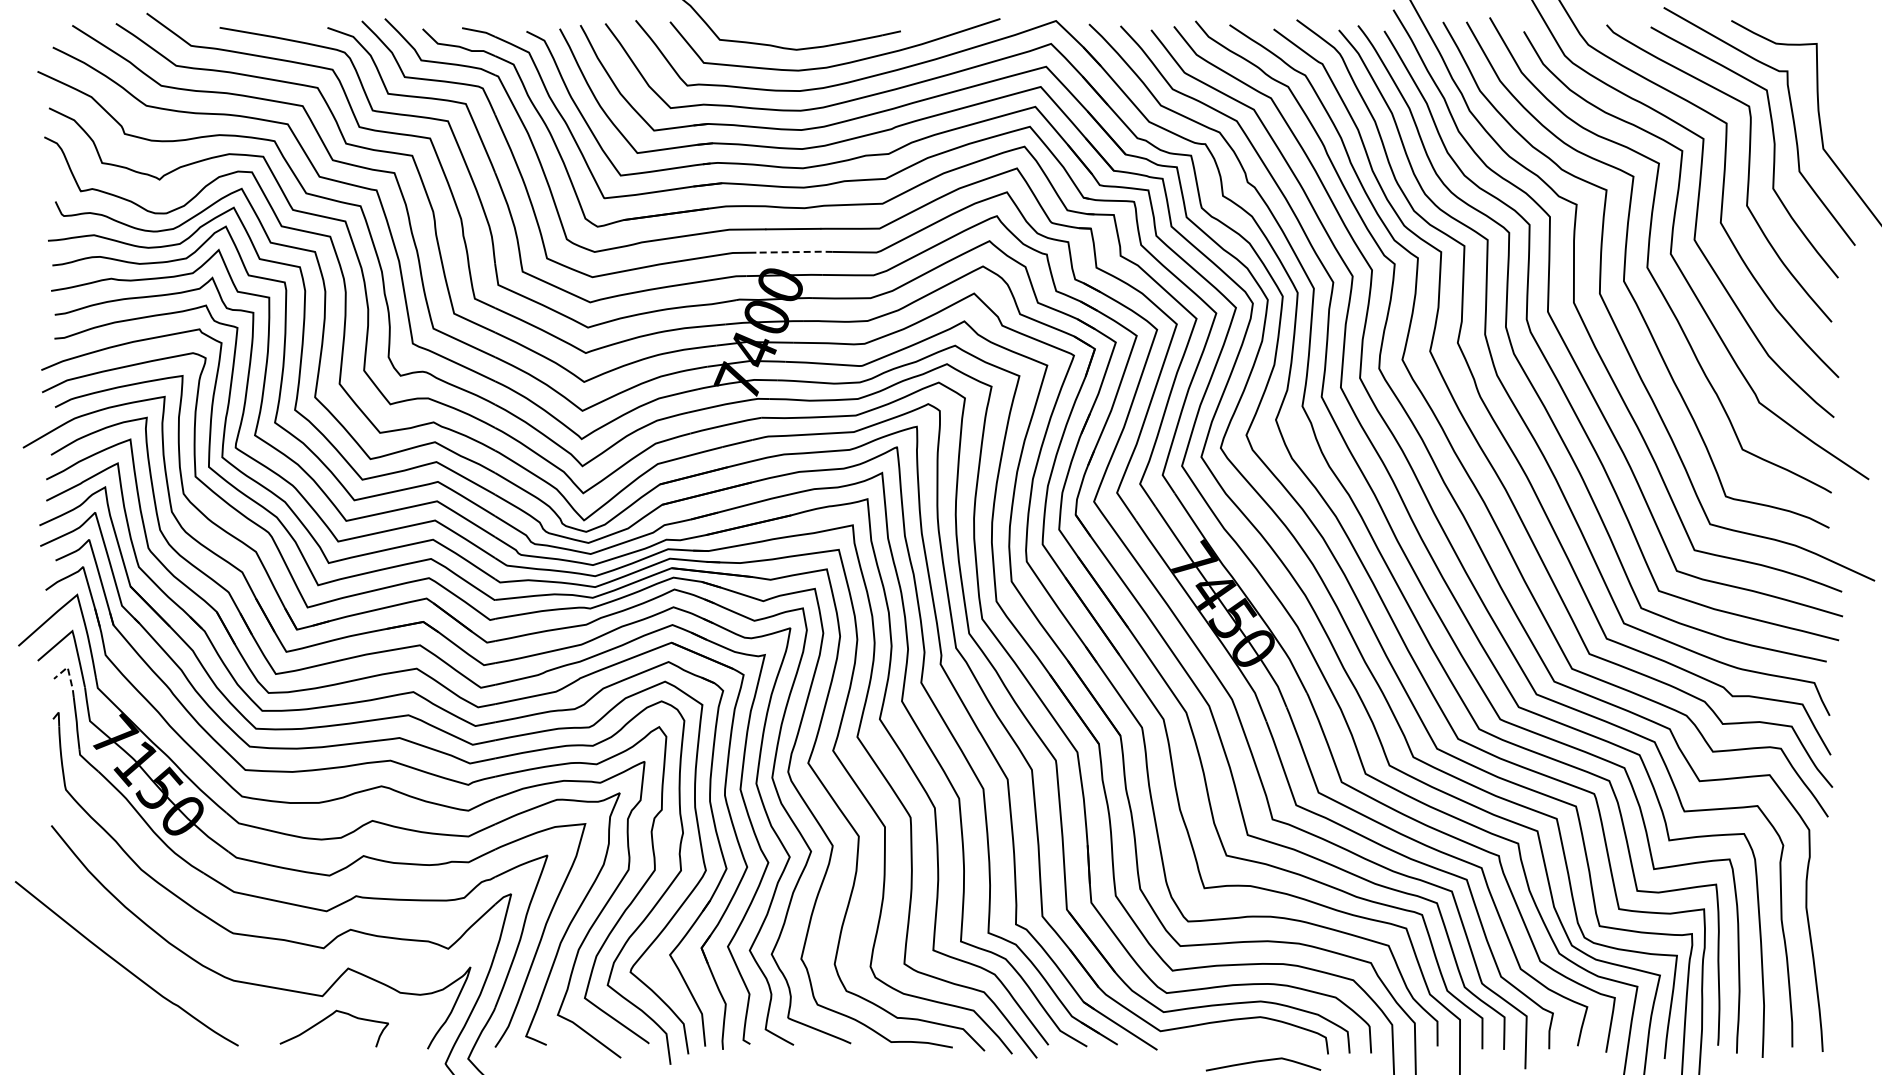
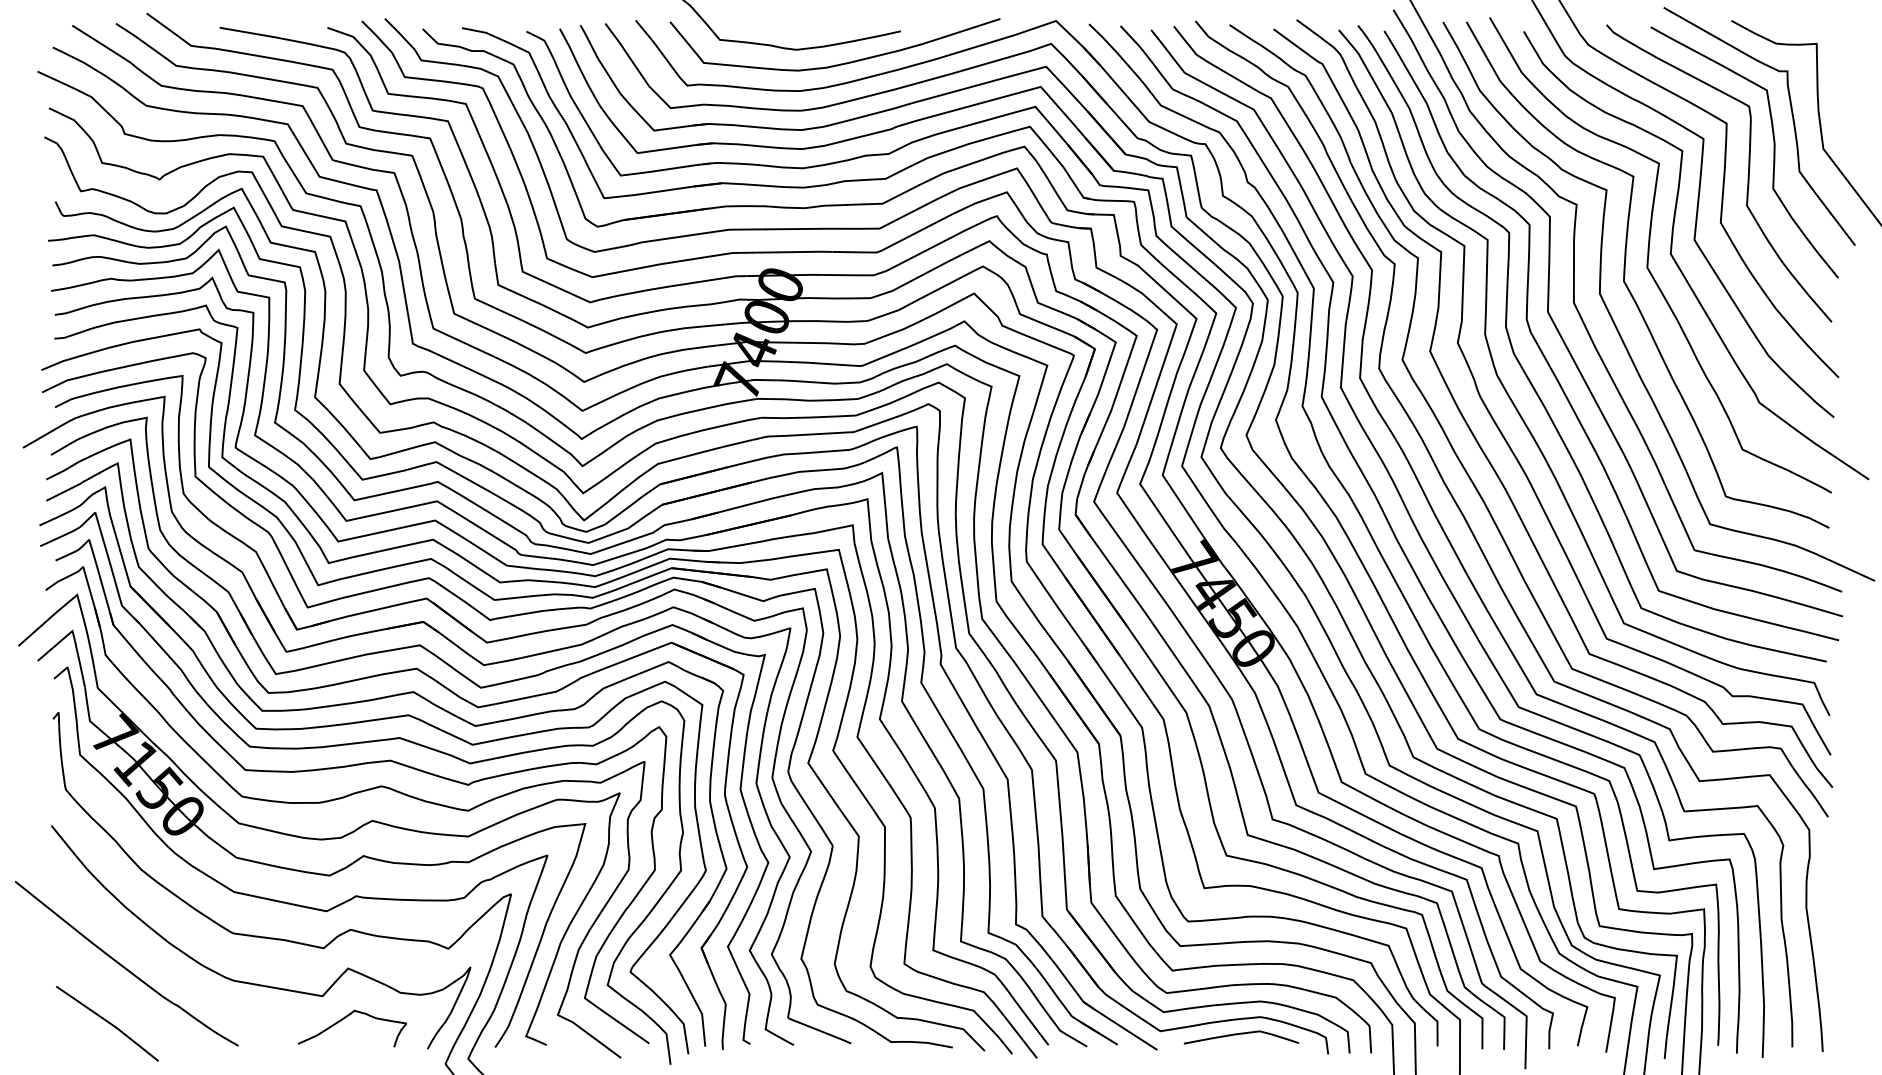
line: dashed -> solid (795, 252)
line: dashed -> solid (69, 673)
curve position: (327, 1018) -> (345, 1018) (345, 1018)
line: none -> present (107, 1022)
curve position: (1263, 1061) -> (1241, 1034) (1241, 1034)
